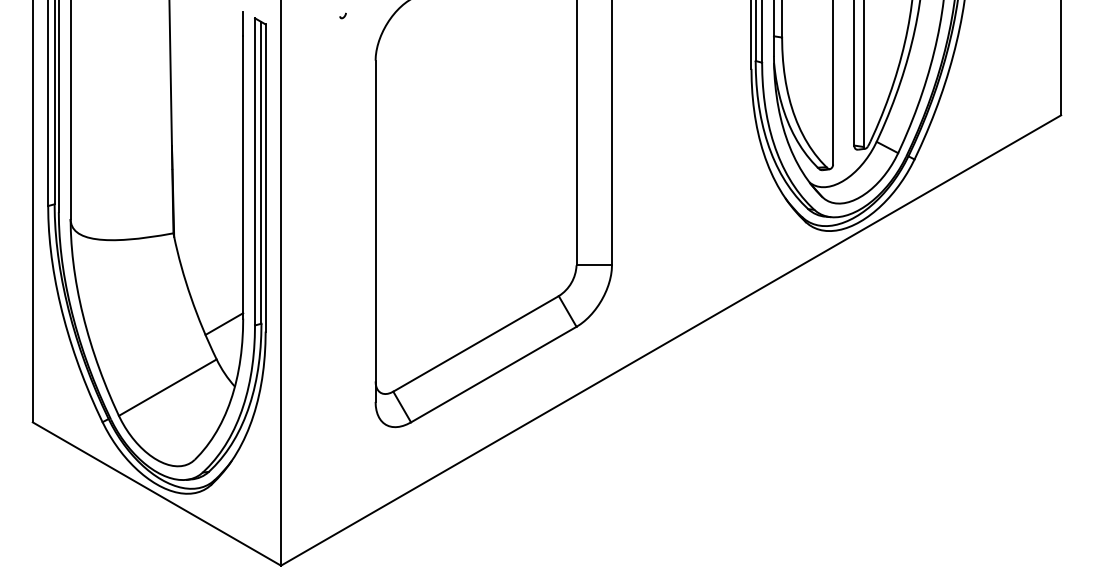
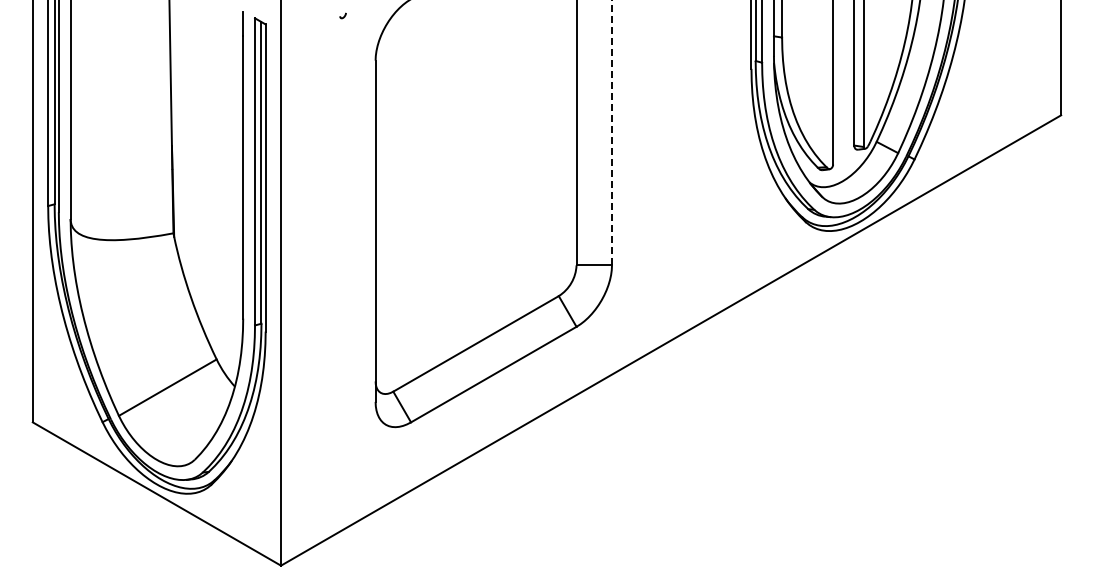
line: solid -> dashed (612, 132)
line: present -> none (224, 323)
